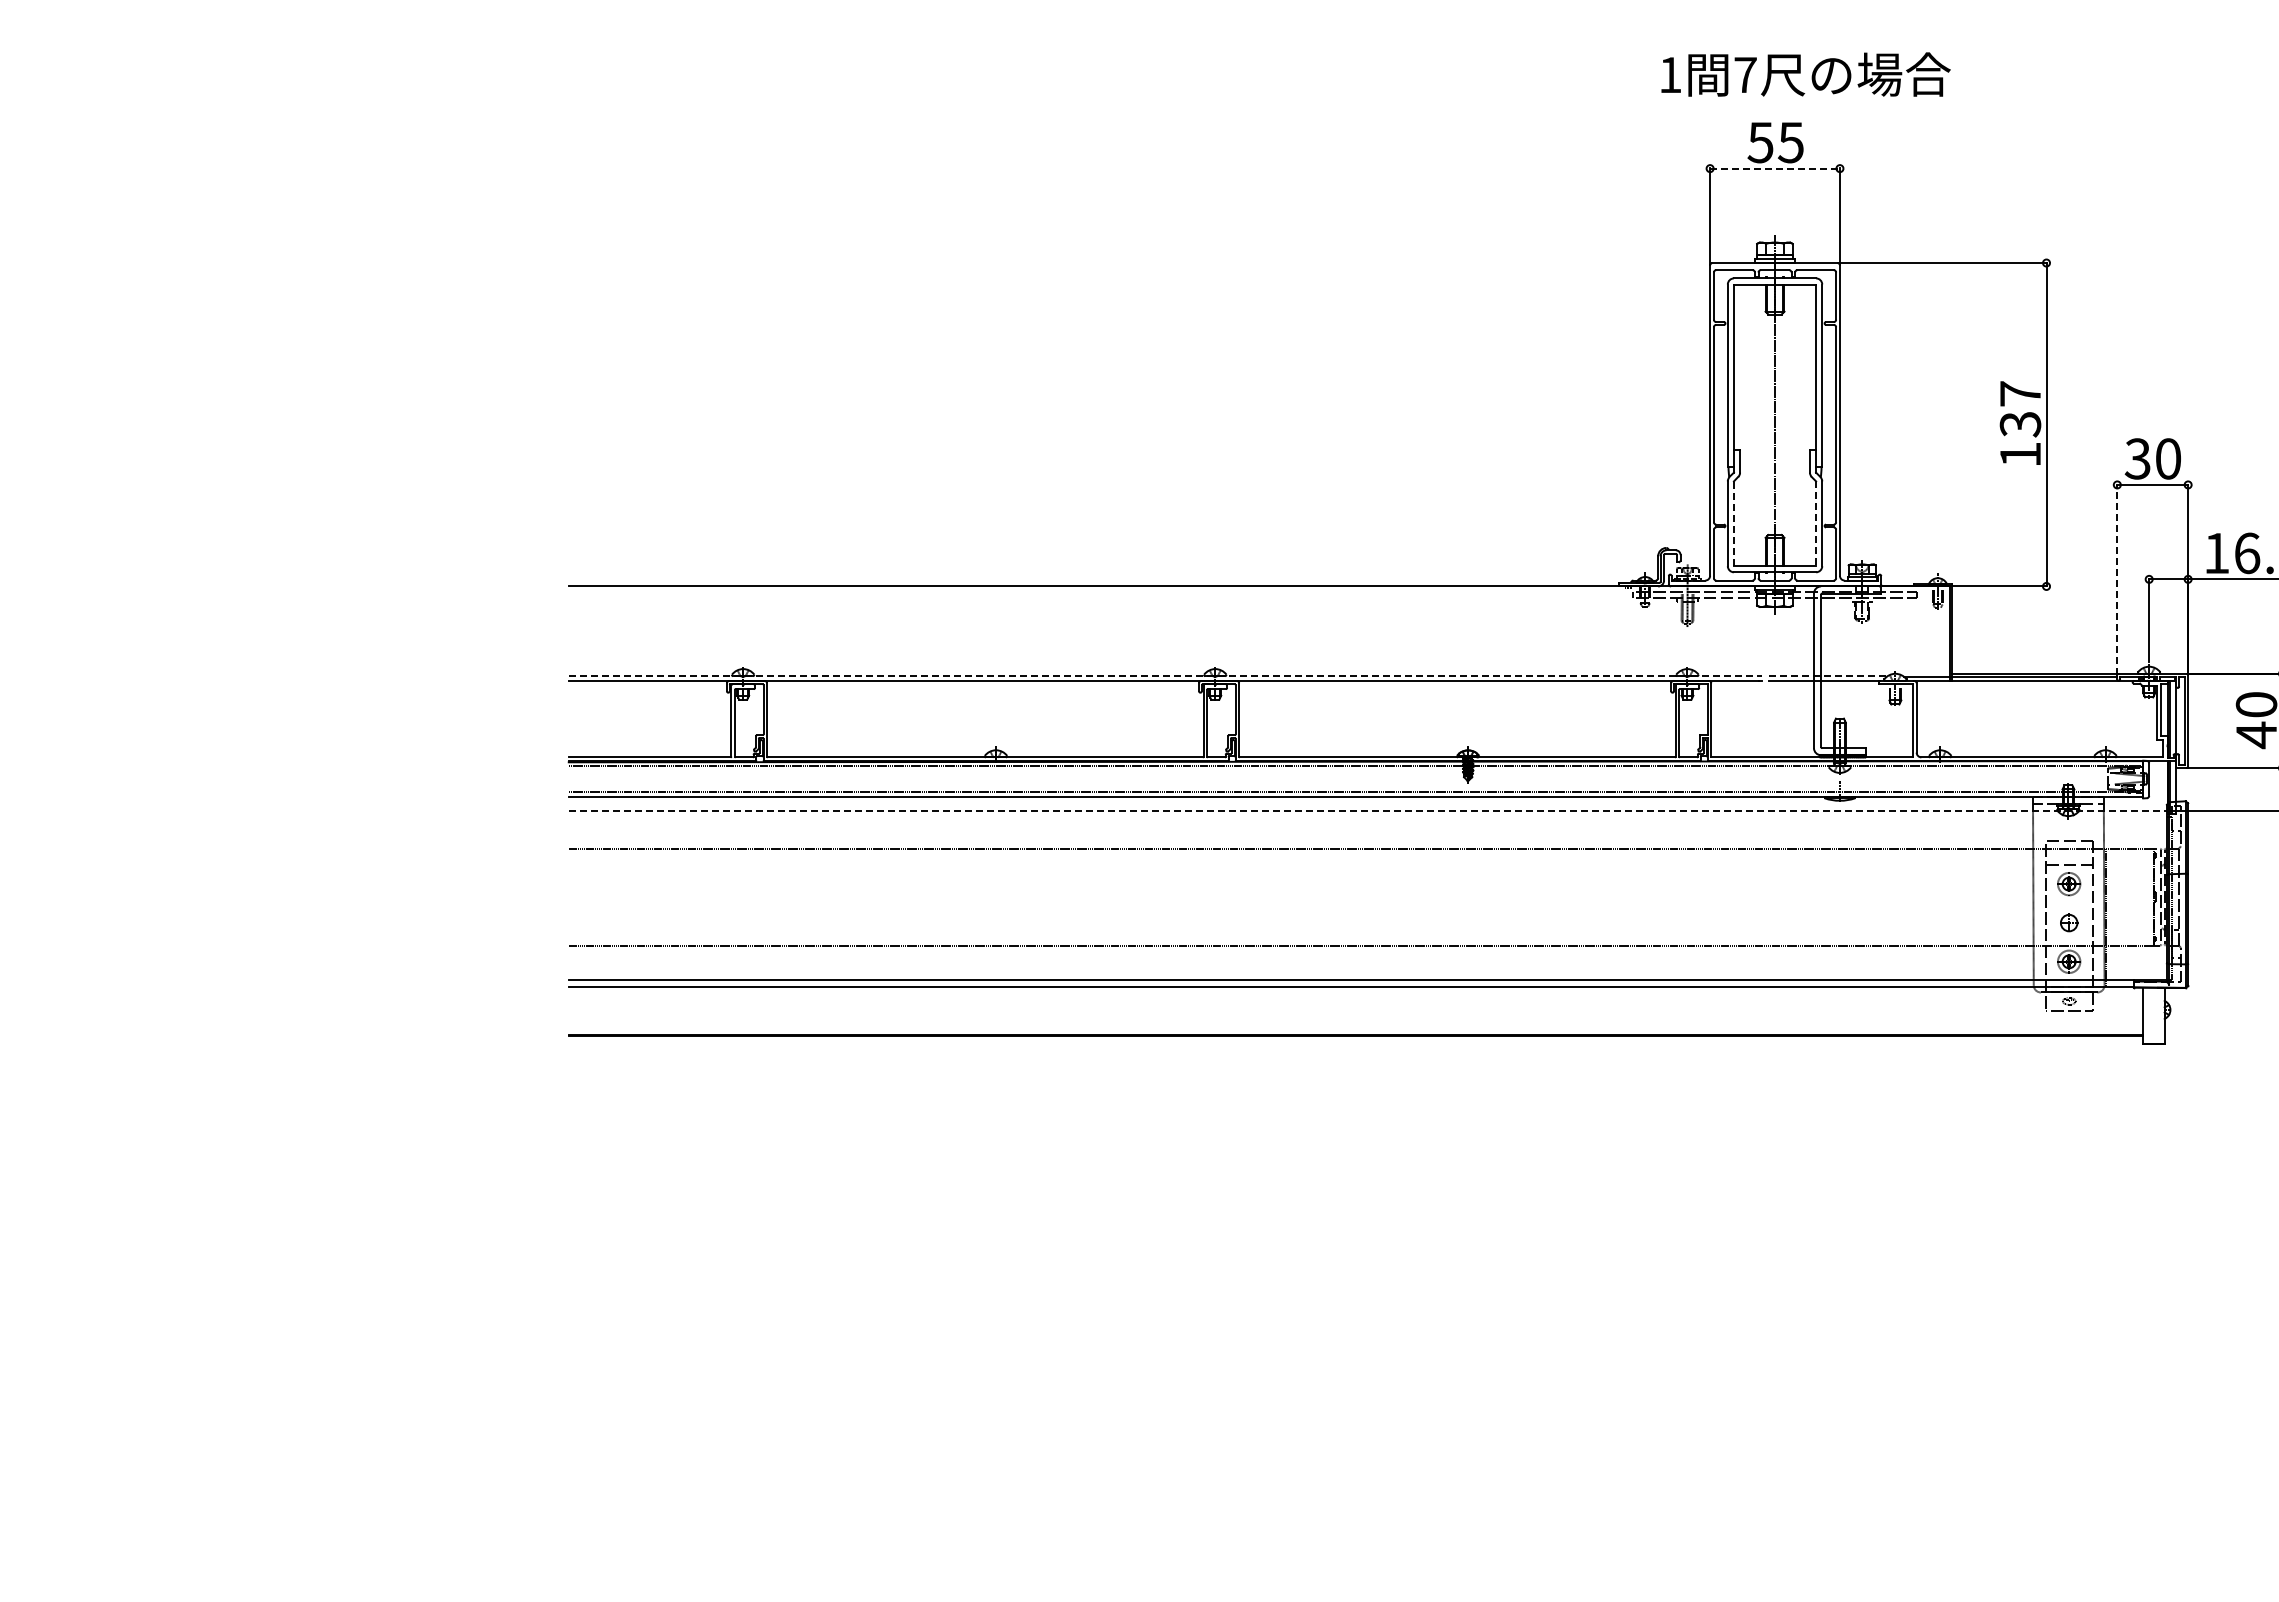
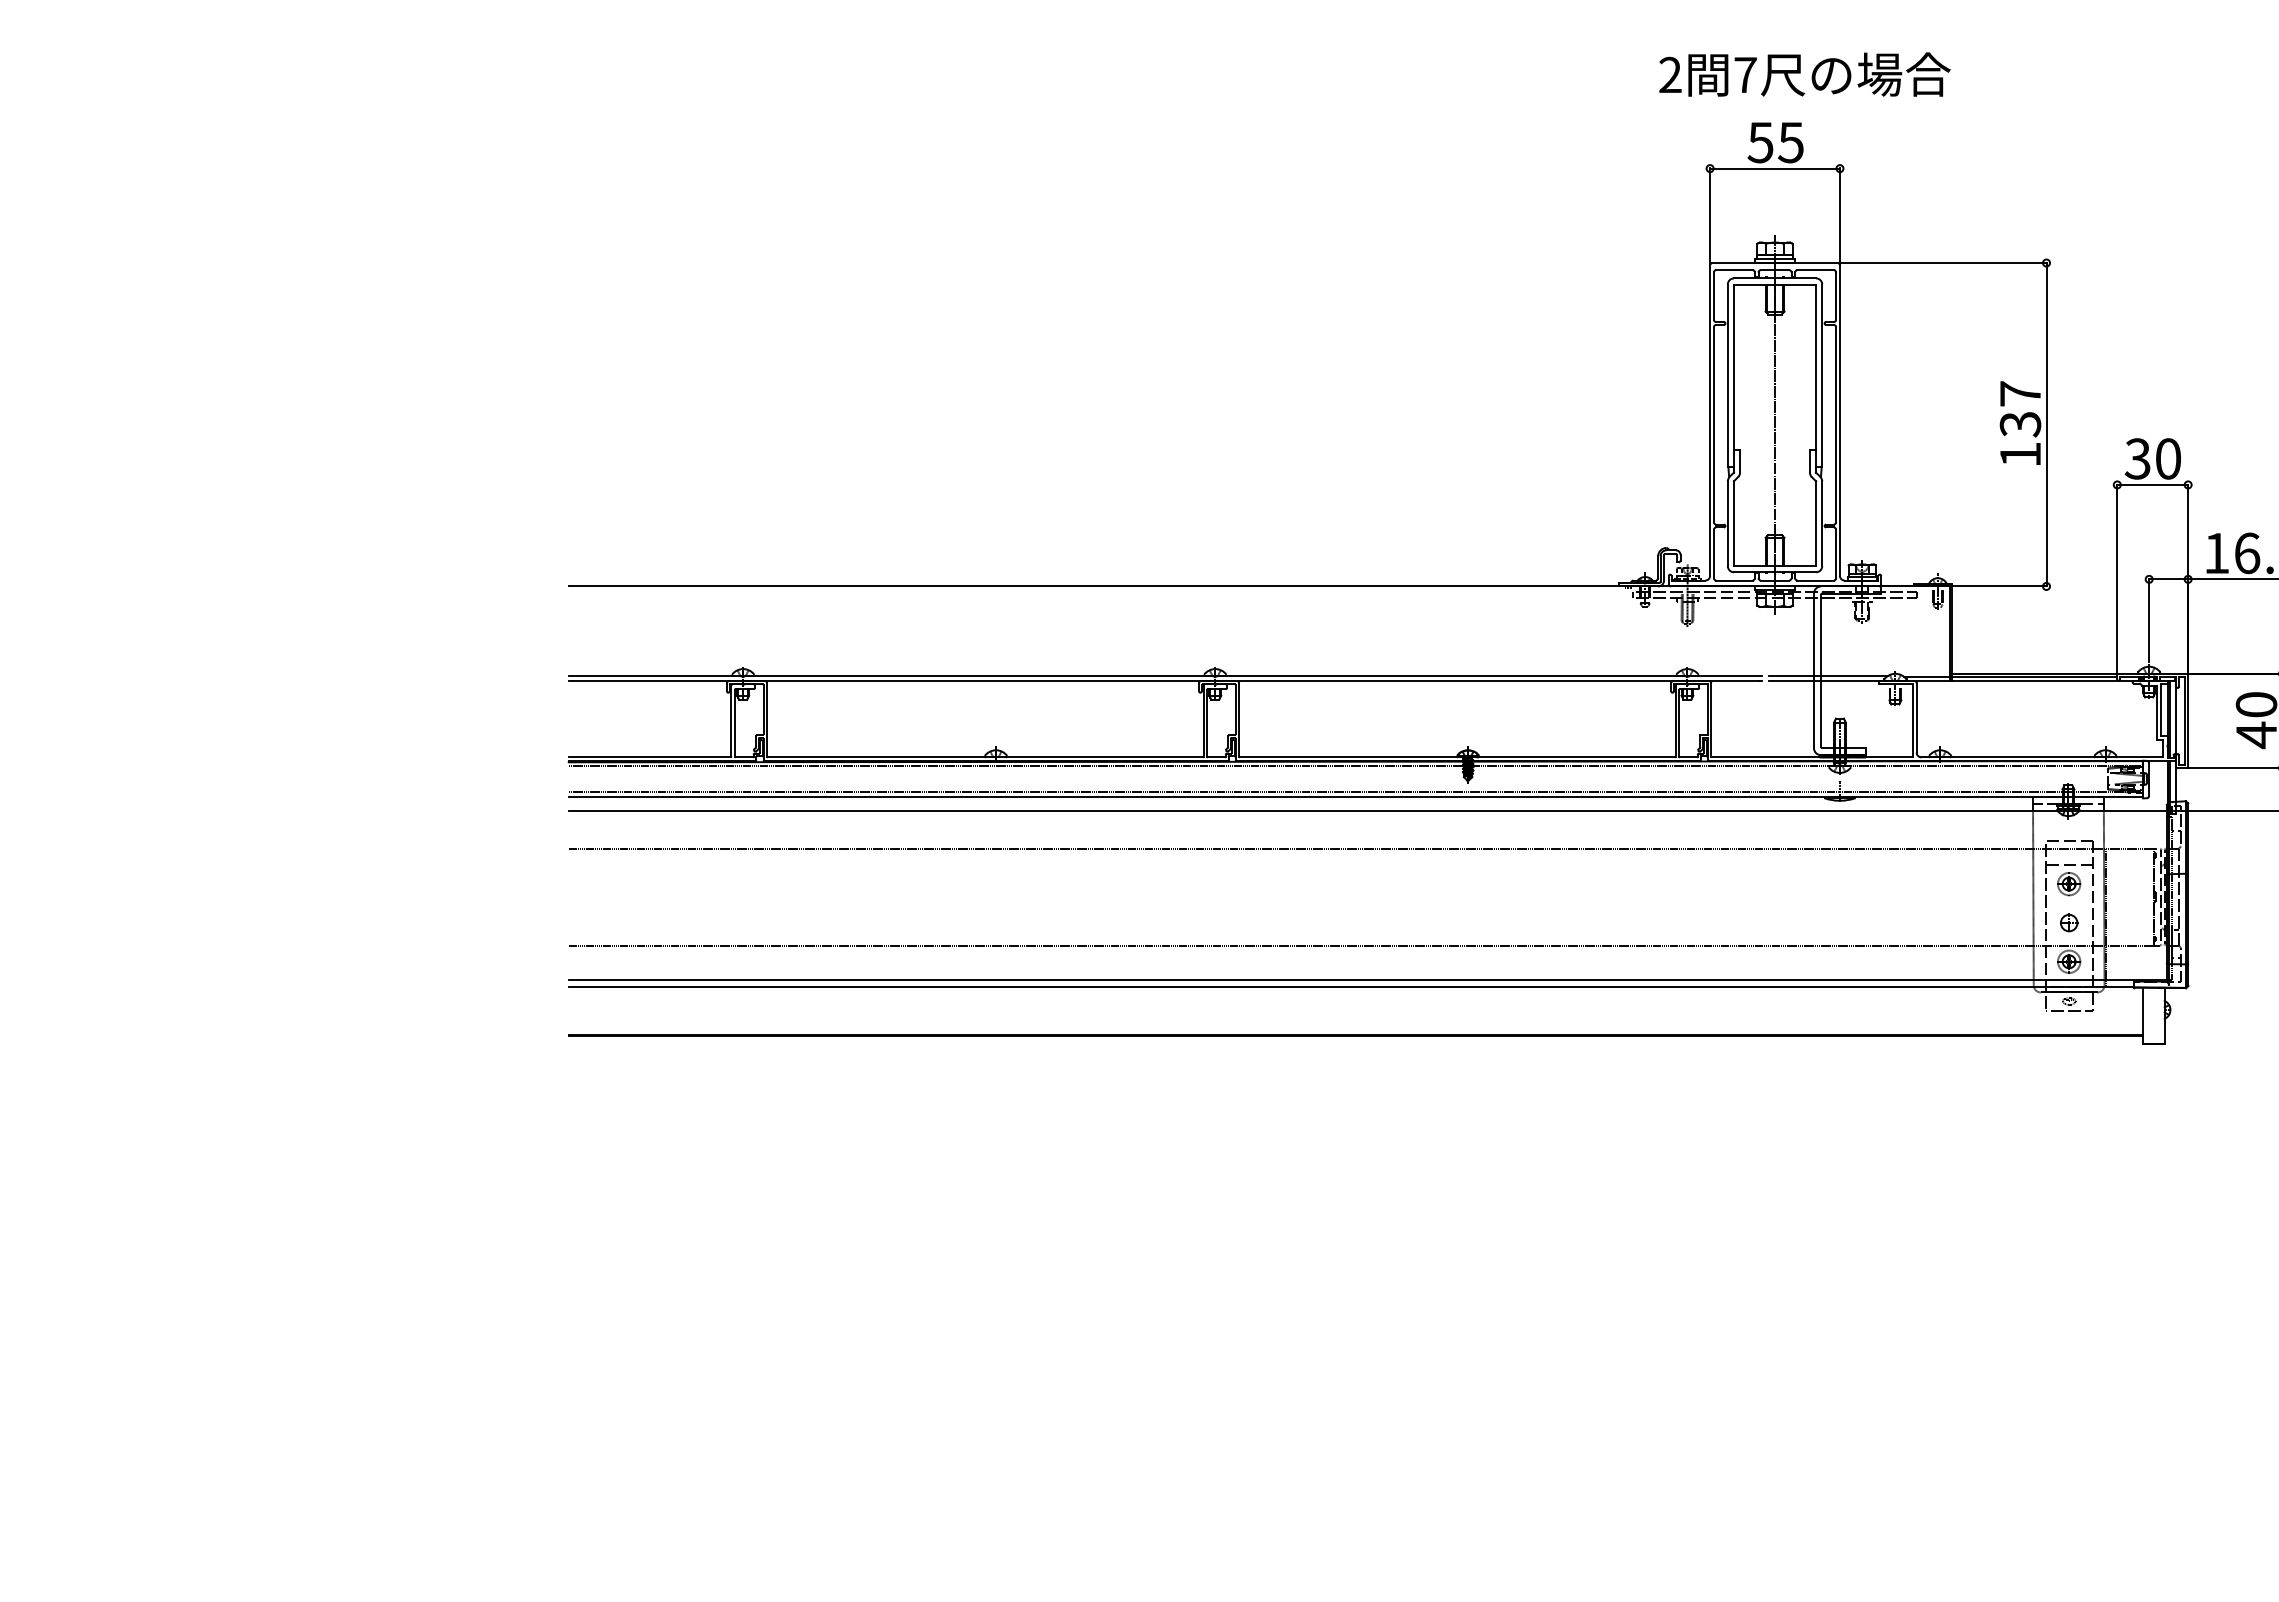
text: 1 -> 2 (1670, 74)
line: dashed -> solid (1775, 168)
line: dashed -> solid (1733, 523)
line: dashed -> solid (1816, 524)
line: dashed -> solid (2117, 579)
line: dashed -> solid (1165, 676)
line: dashed -> solid (1828, 676)
line: dashed -> solid (1368, 810)
